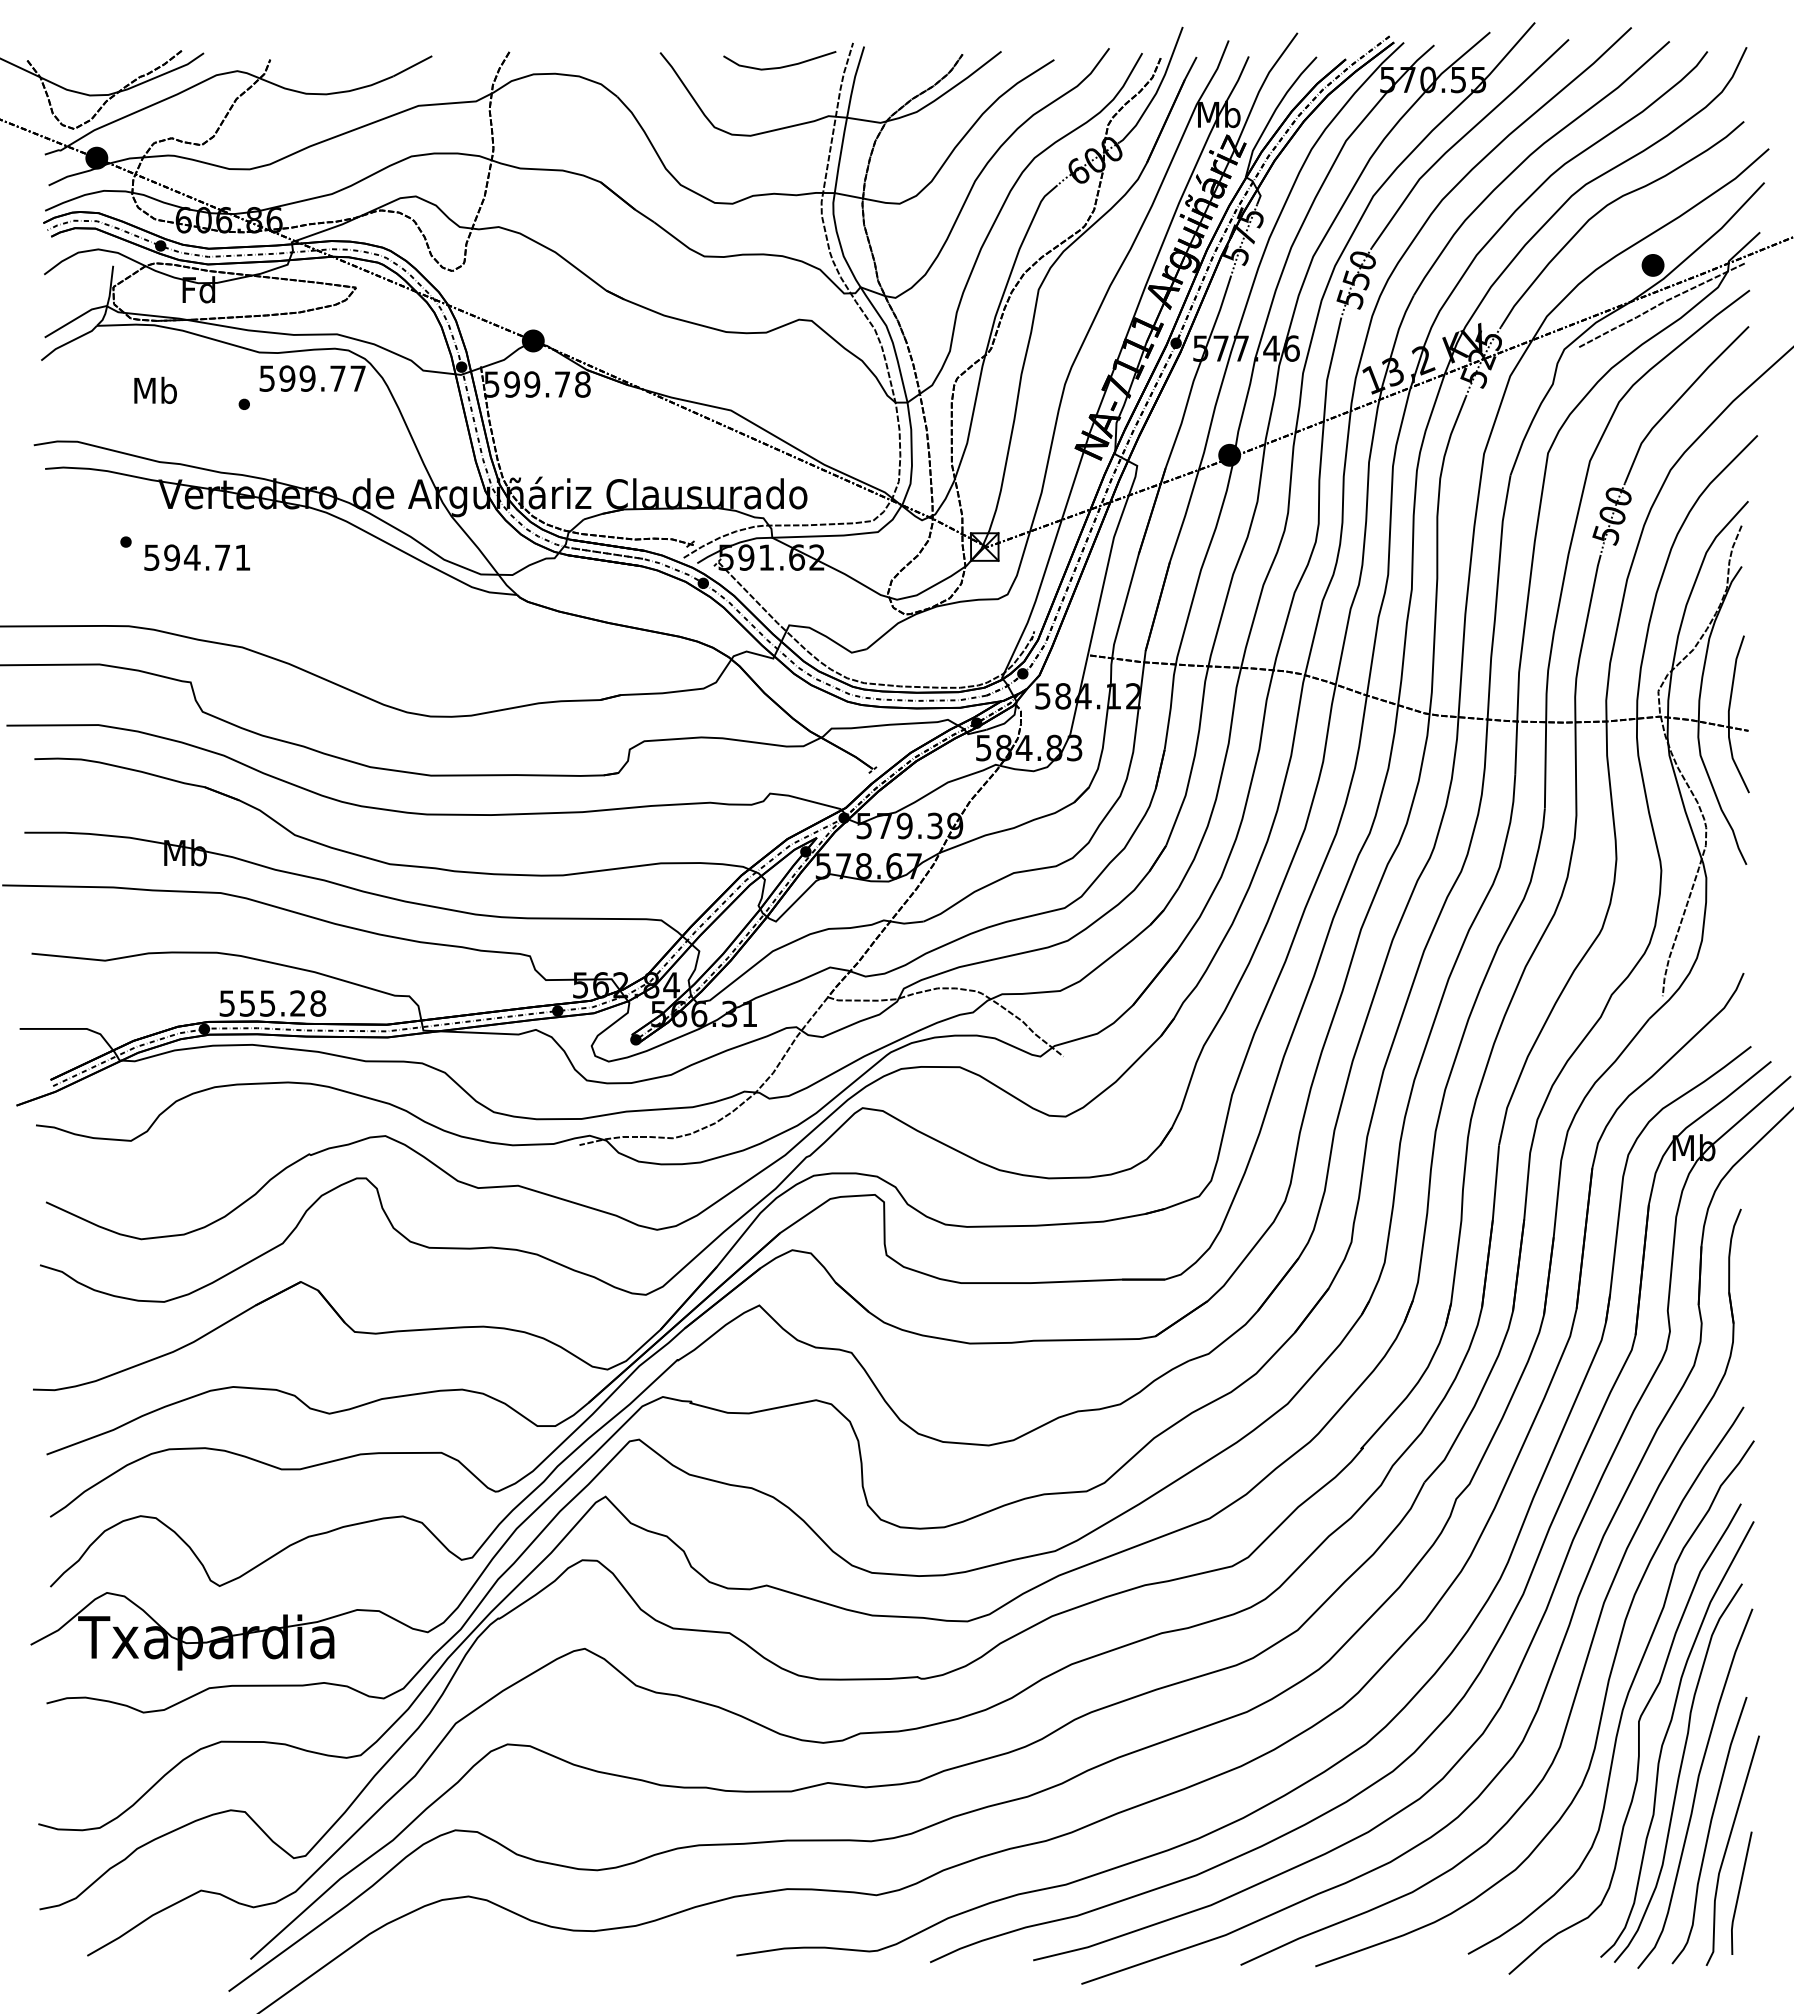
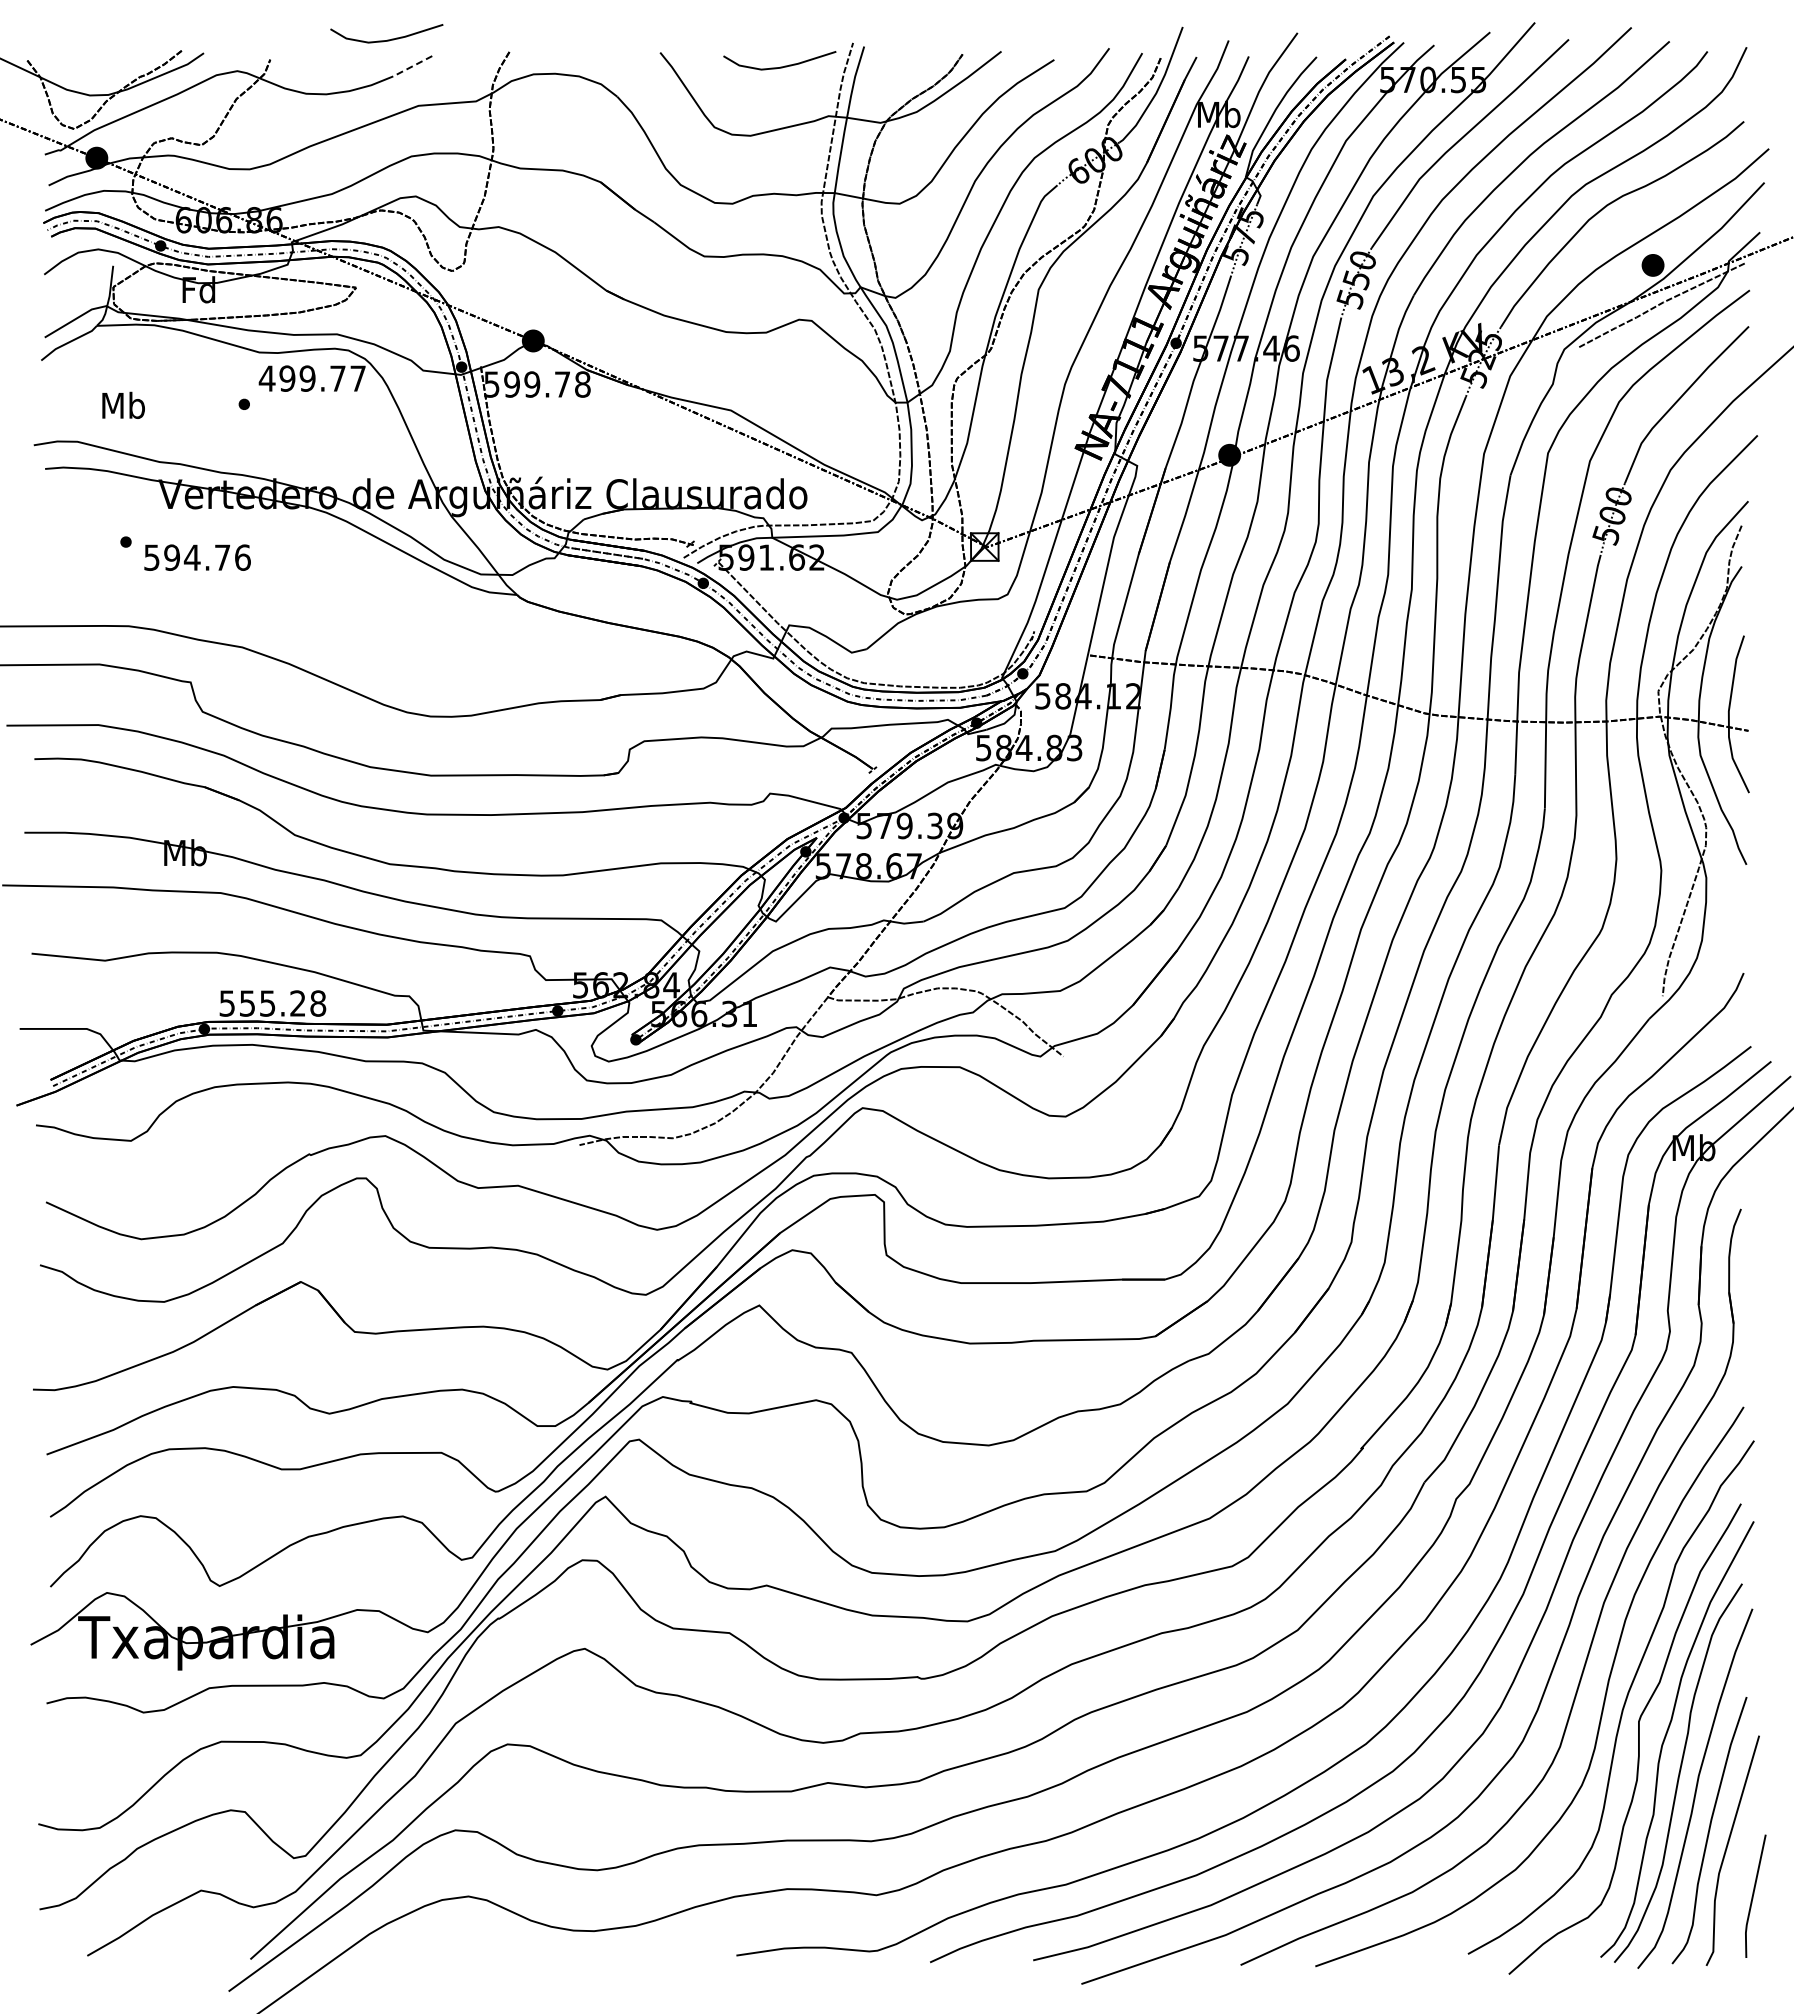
curve: none -> present (387, 39)
line: solid -> dashed (412, 66)
text: 599.77 -> 499.77 (266, 378)
text position: (155, 389) -> (123, 404) (123, 404)
text: 594.71 -> 594.76 (242, 557)
line position: (1740, 1891) -> (1754, 1894) (1754, 1894)
